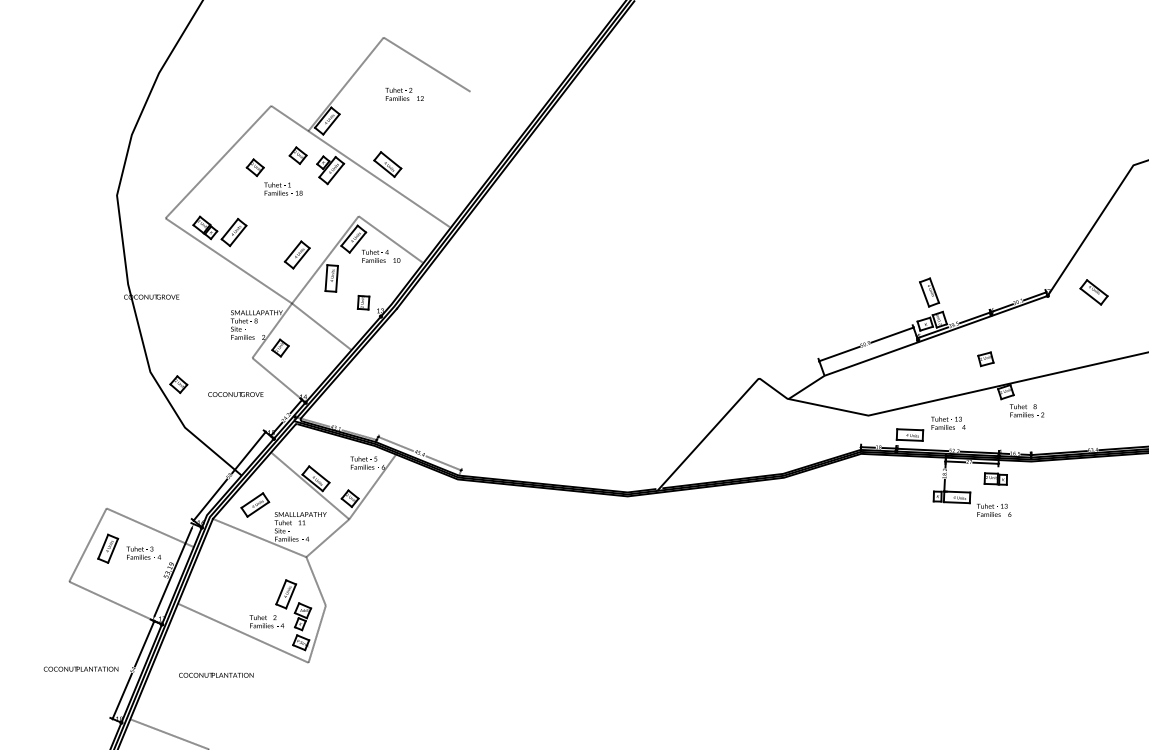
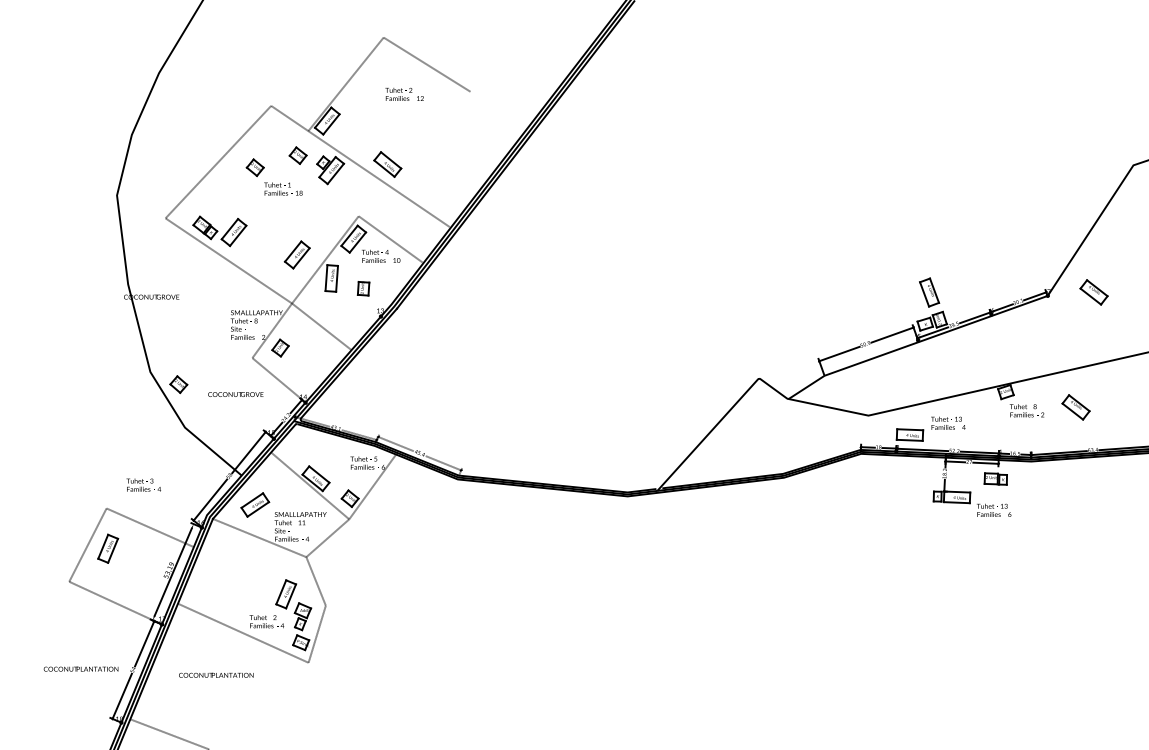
part position: (363, 302) -> (363, 288) (363, 288)
part: present -> none (985, 359)
part: none -> present (1075, 407)
text position: (143, 552) -> (143, 484) (143, 484)
